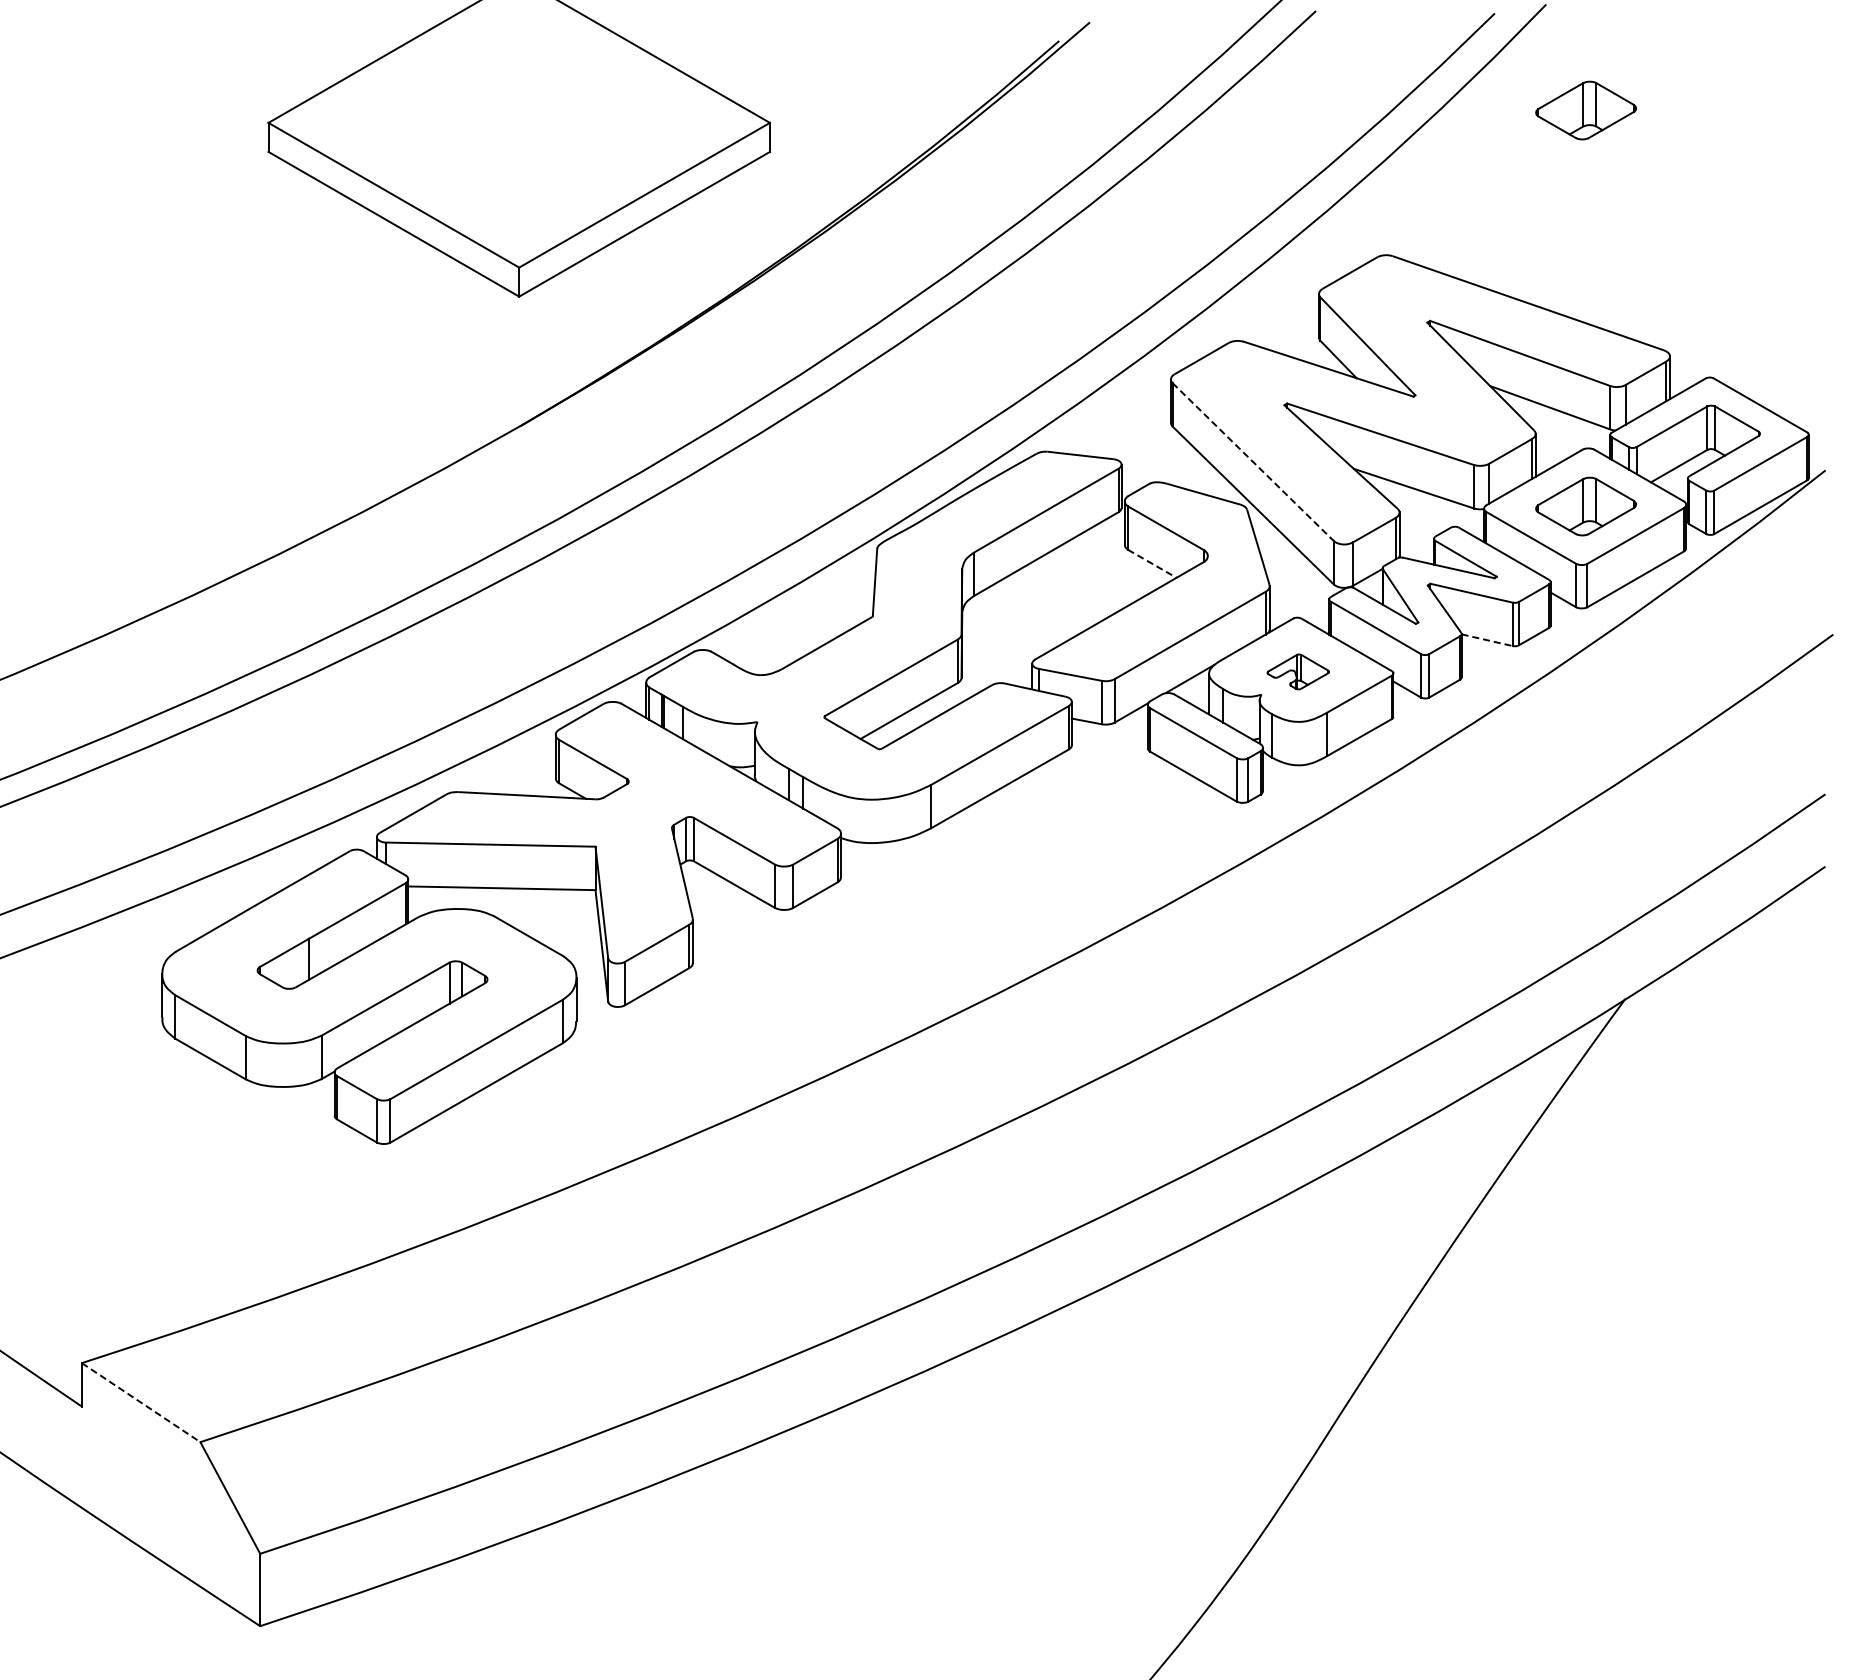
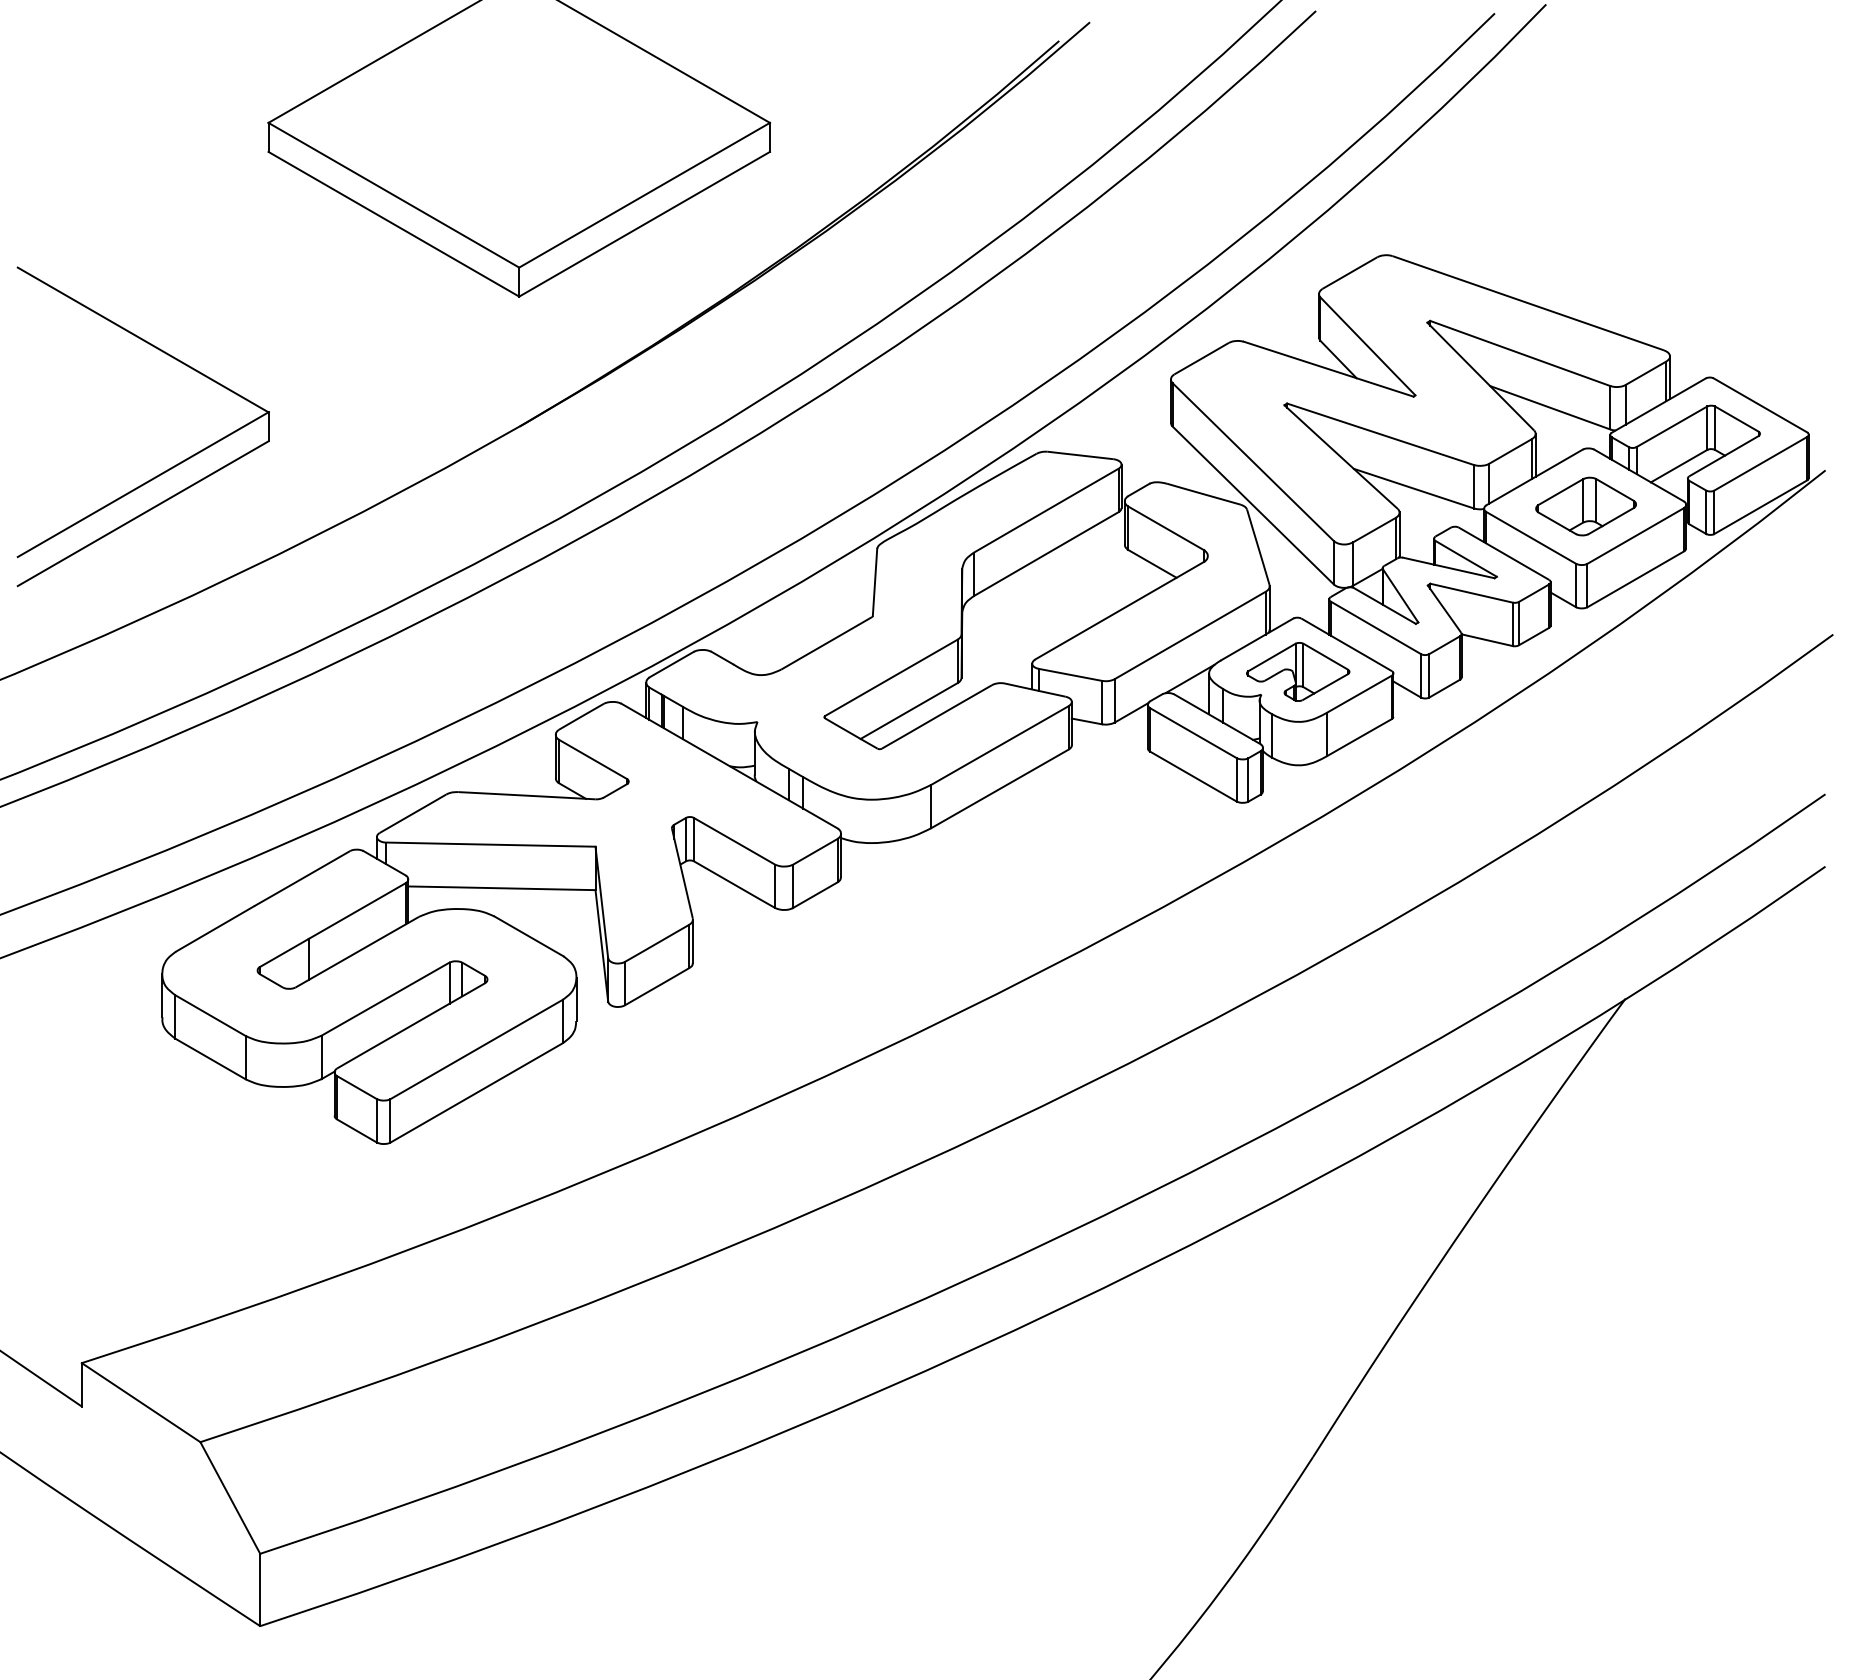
part: present -> none (1585, 110)
line: dashed -> solid (1253, 461)
part: none -> present (170, 467)
line: dashed -> solid (1152, 564)
line: dashed -> solid (1487, 640)
part size: 64x38 px -> 105x60 px (1298, 671)
line: dashed -> solid (141, 1402)
